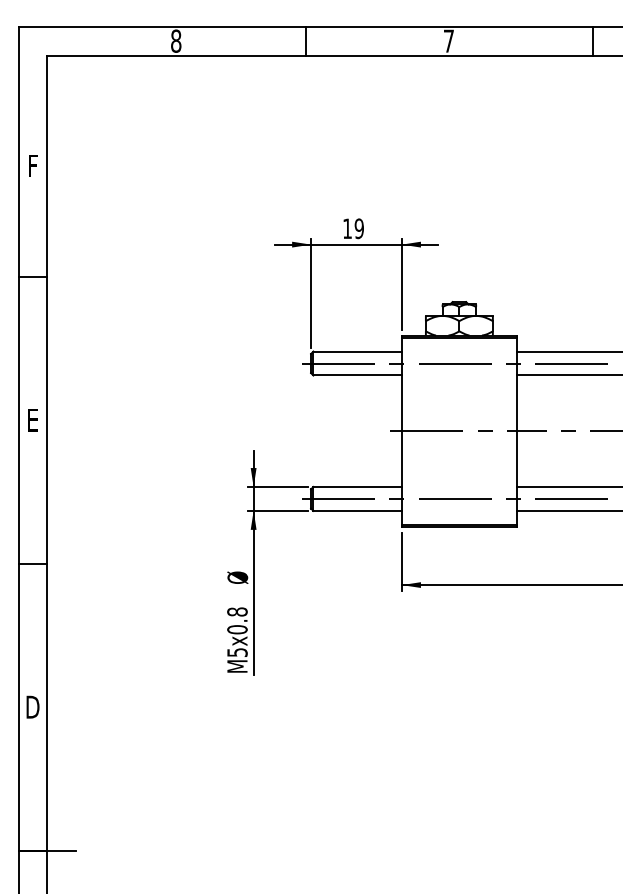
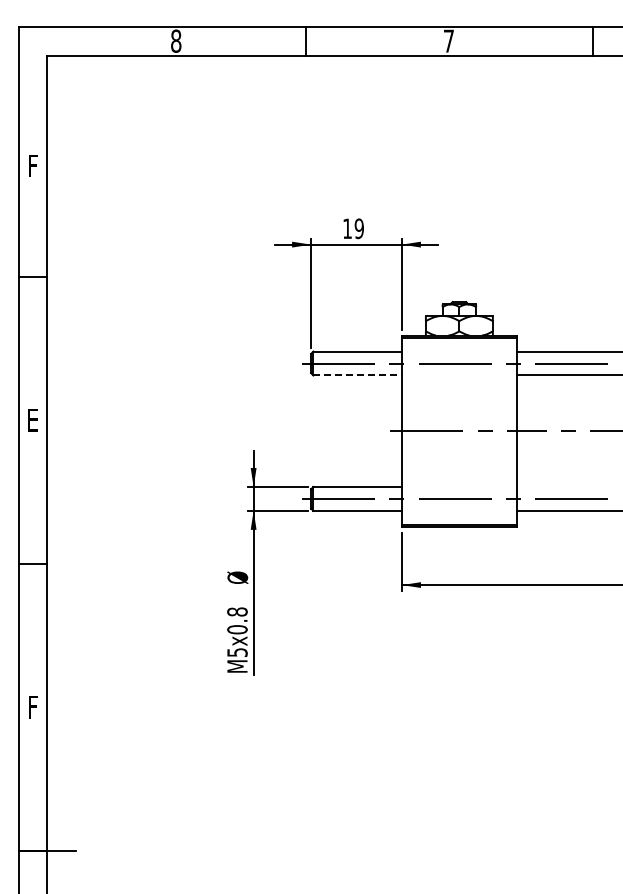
line: solid -> dashed (358, 375)
line: present -> none (567, 486)
text: D -> F (32, 706)
